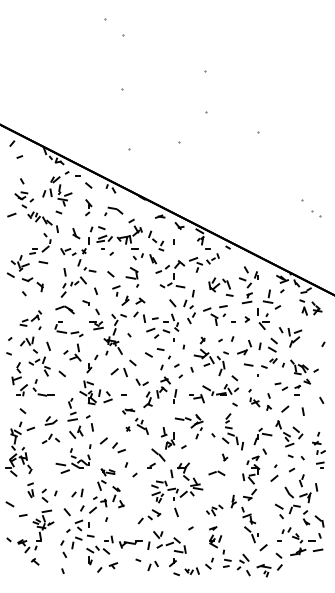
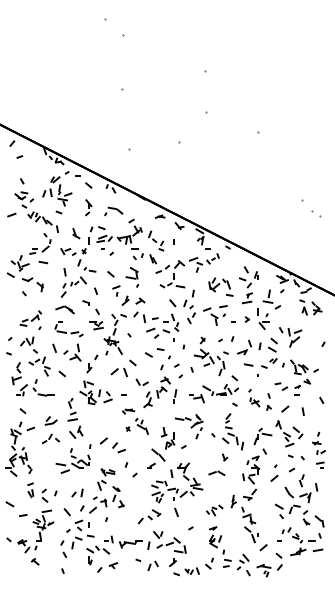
line position: (48, 345) -> (54, 347) (54, 347)
part: present -> none (89, 423)
